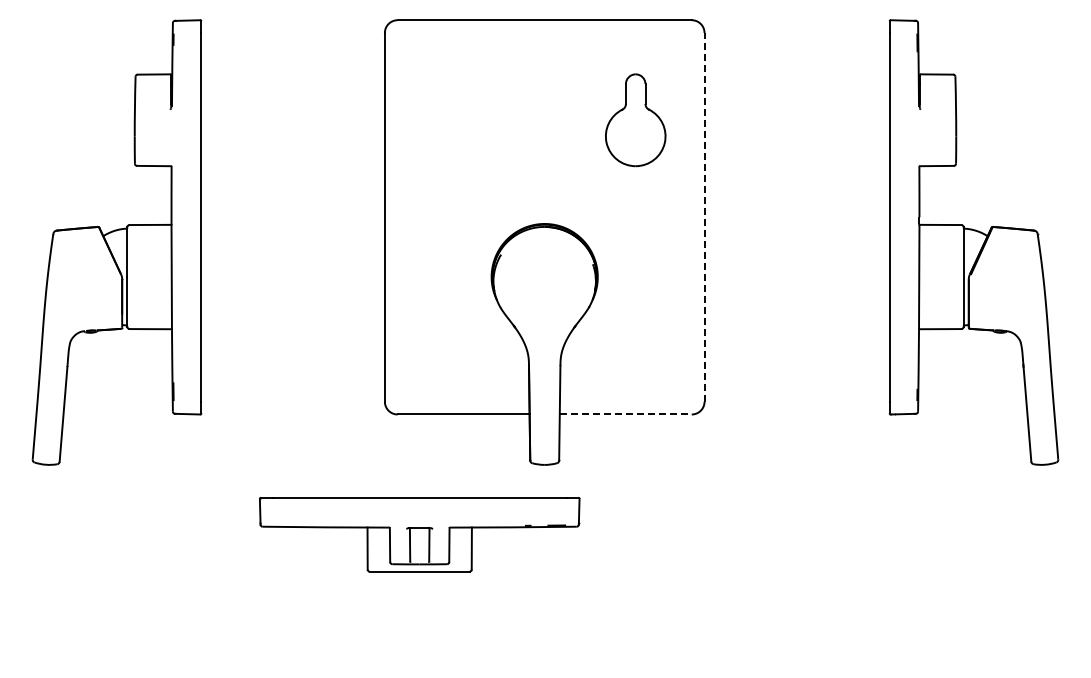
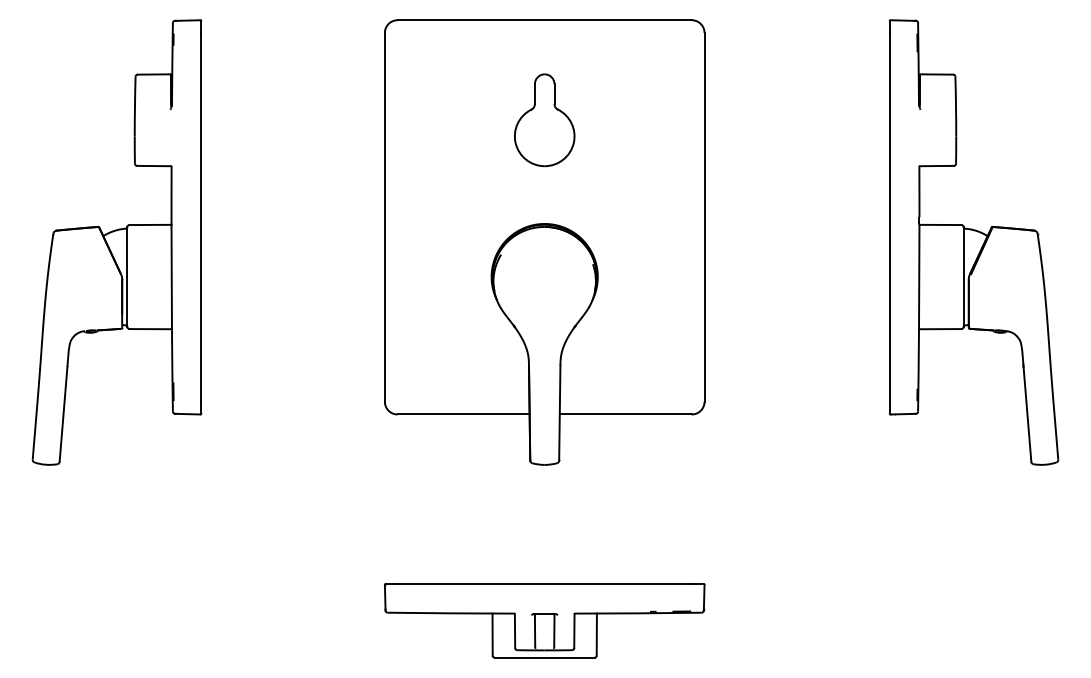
part position: (635, 120) -> (544, 120) (544, 120)
line: dashed -> solid (704, 216)
line: dashed -> solid (625, 414)
part position: (419, 534) -> (544, 620) (544, 620)
